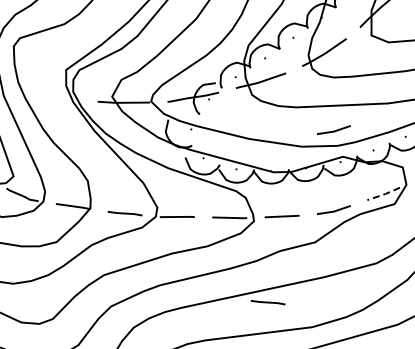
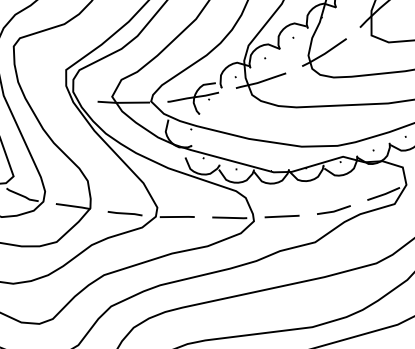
line: present -> none (333, 130)
line: dashed -> solid (383, 194)
line: present -> none (267, 302)
